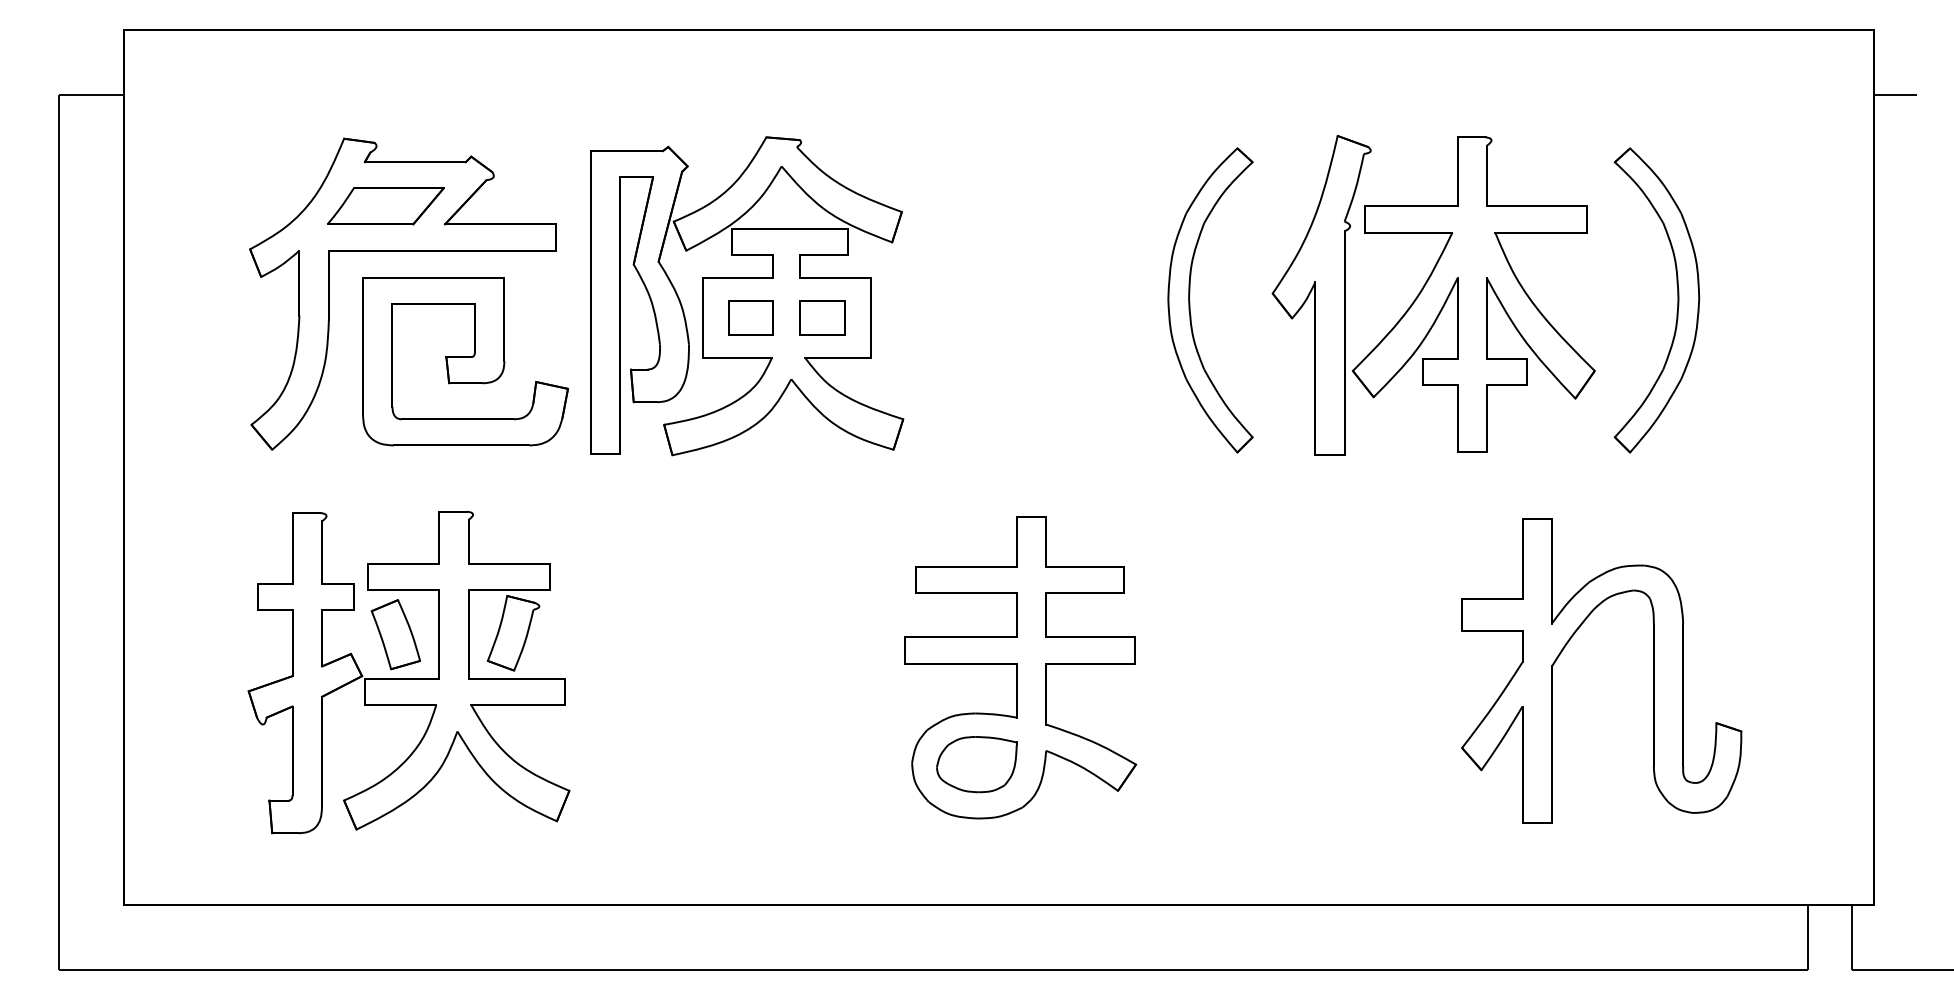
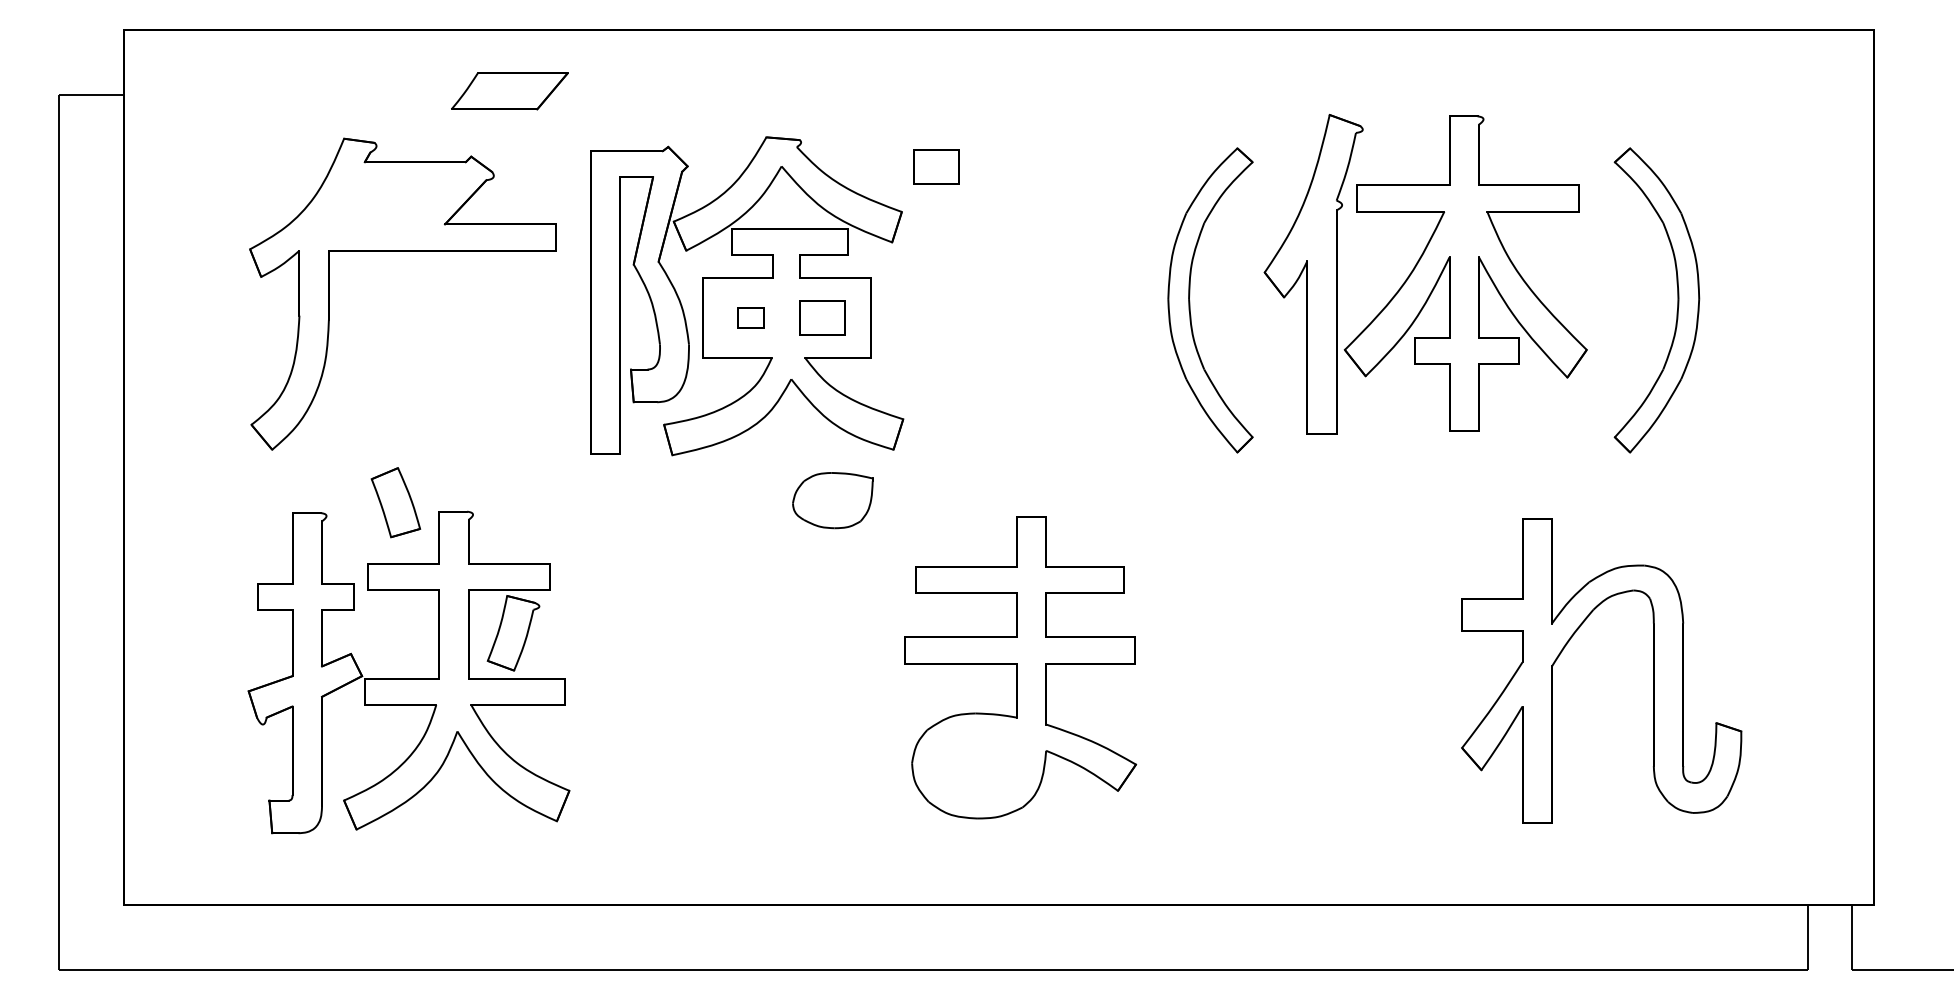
line: present -> none (1895, 95)
part: none -> present (936, 166)
part position: (385, 206) -> (509, 91) (509, 91)
part position: (1433, 295) -> (1425, 274) (1425, 274)
part size: 46x36 px -> 28x22 px (750, 317)
part: present -> none (465, 361)
part position: (395, 634) -> (395, 502) (395, 502)
part position: (976, 764) -> (832, 500) (832, 500)
